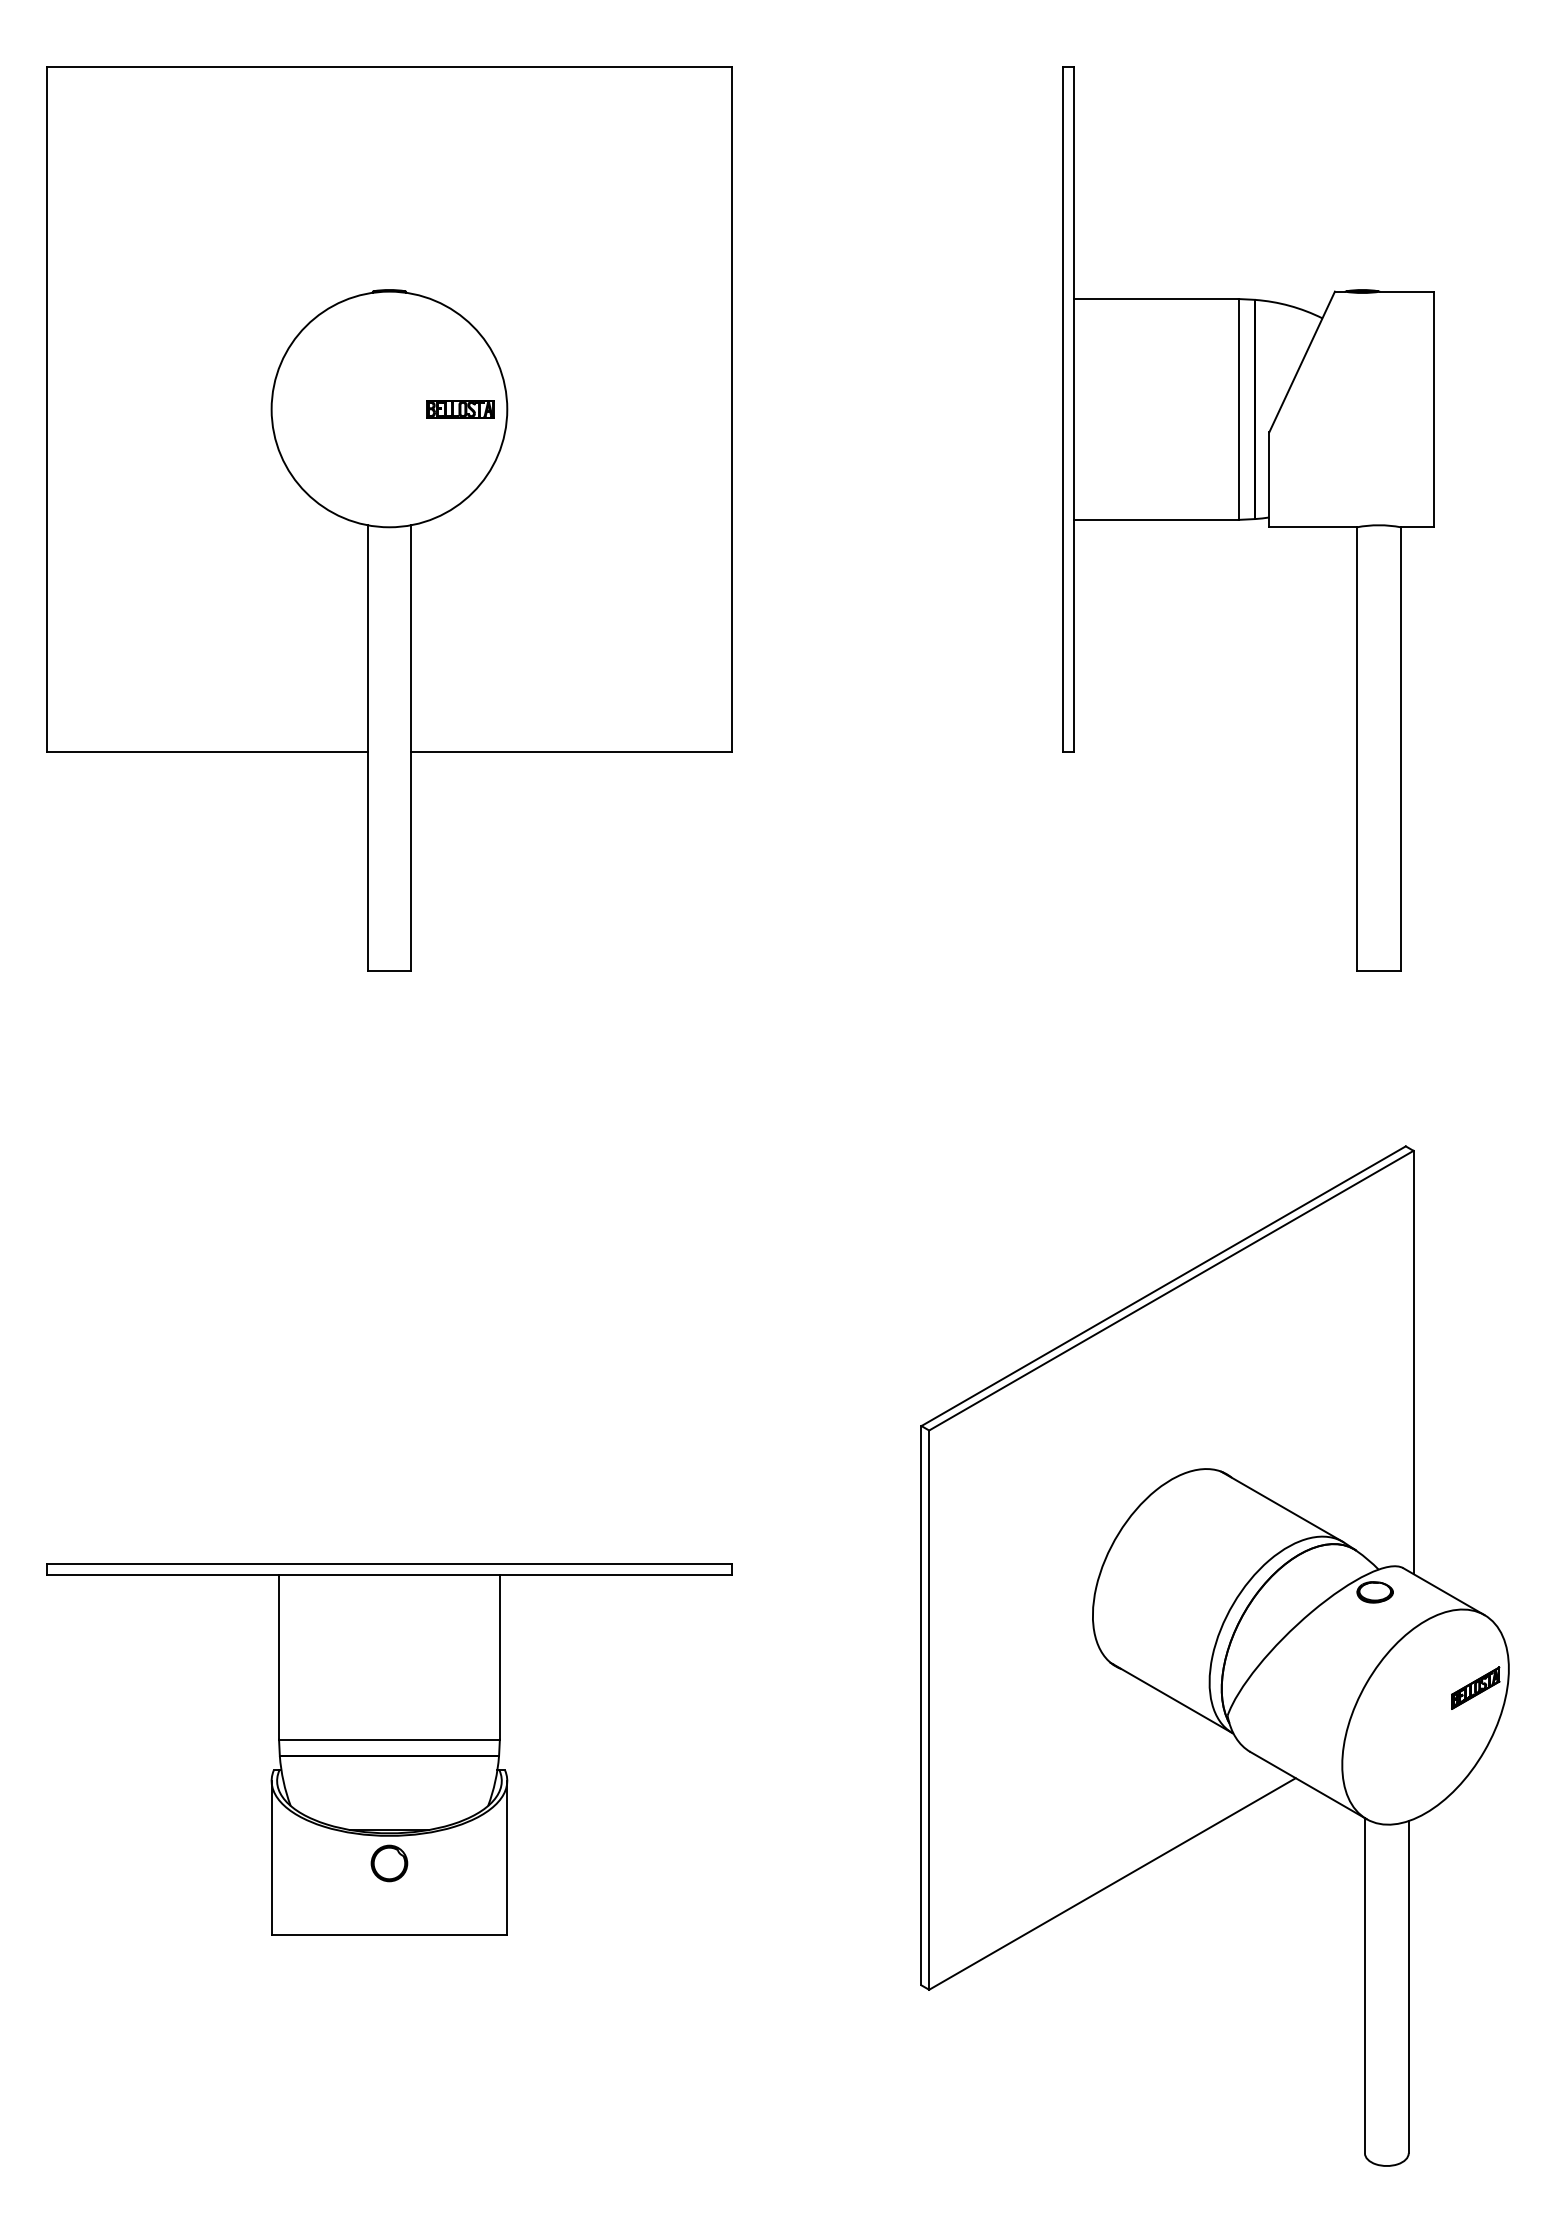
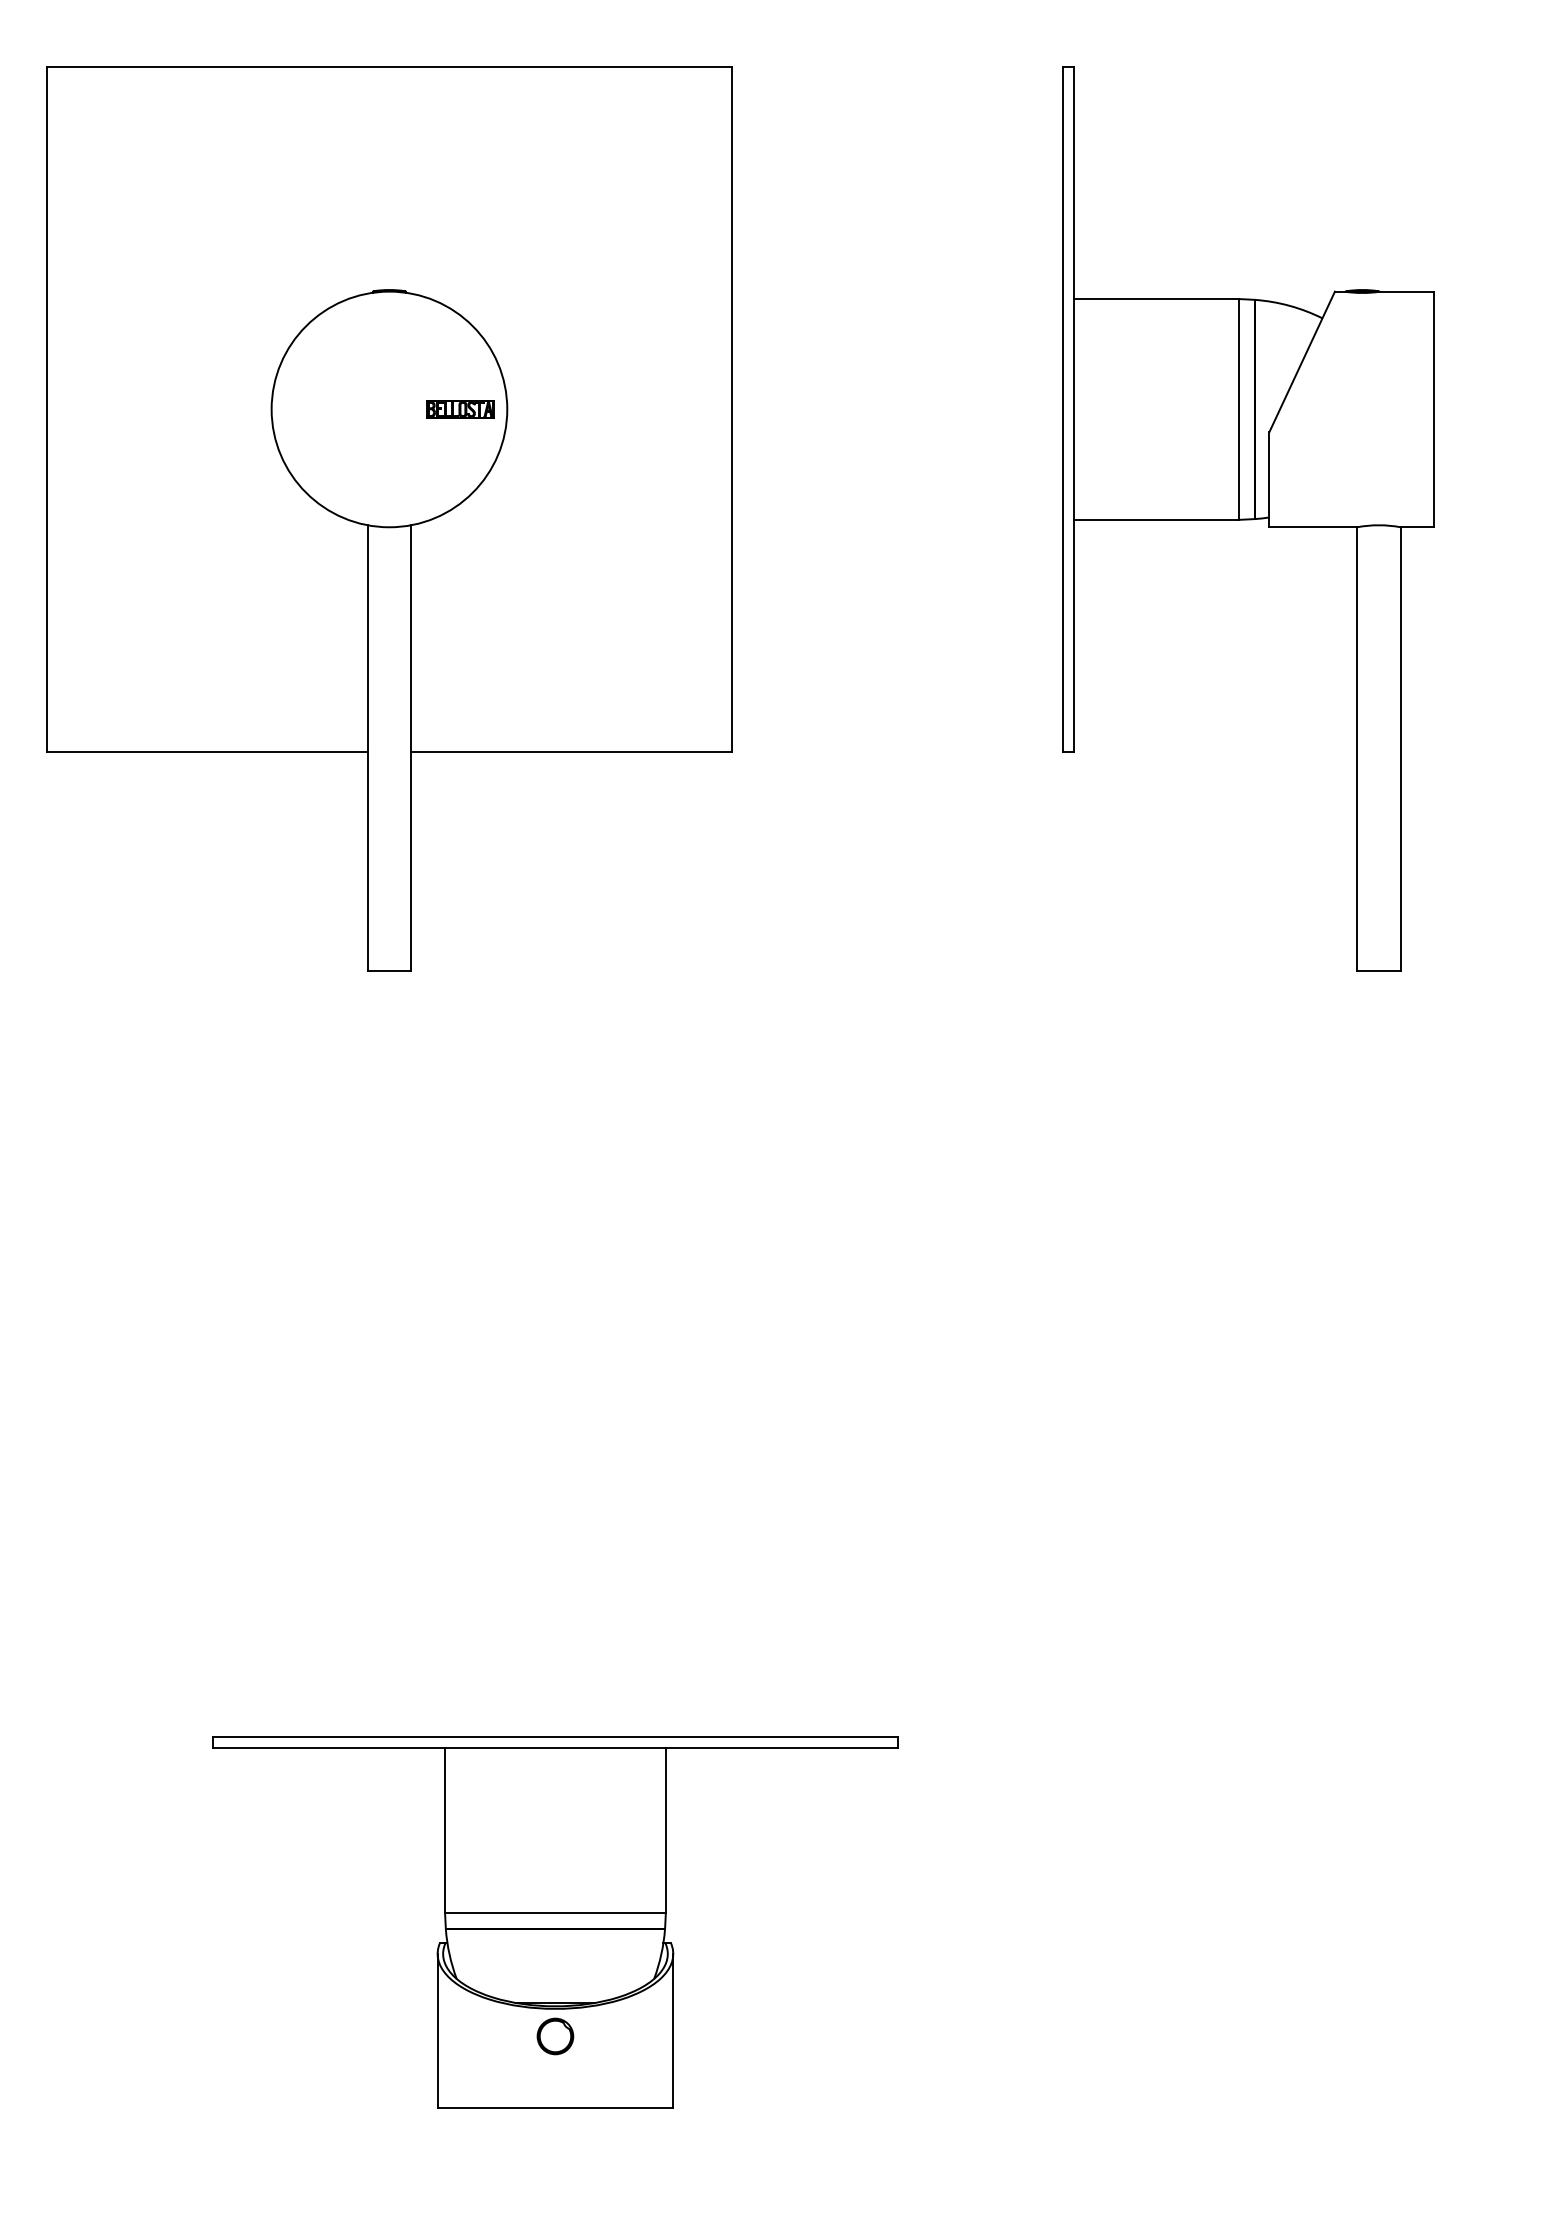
part: present -> none (1214, 1655)
part position: (389, 1749) -> (555, 1922) (555, 1922)
